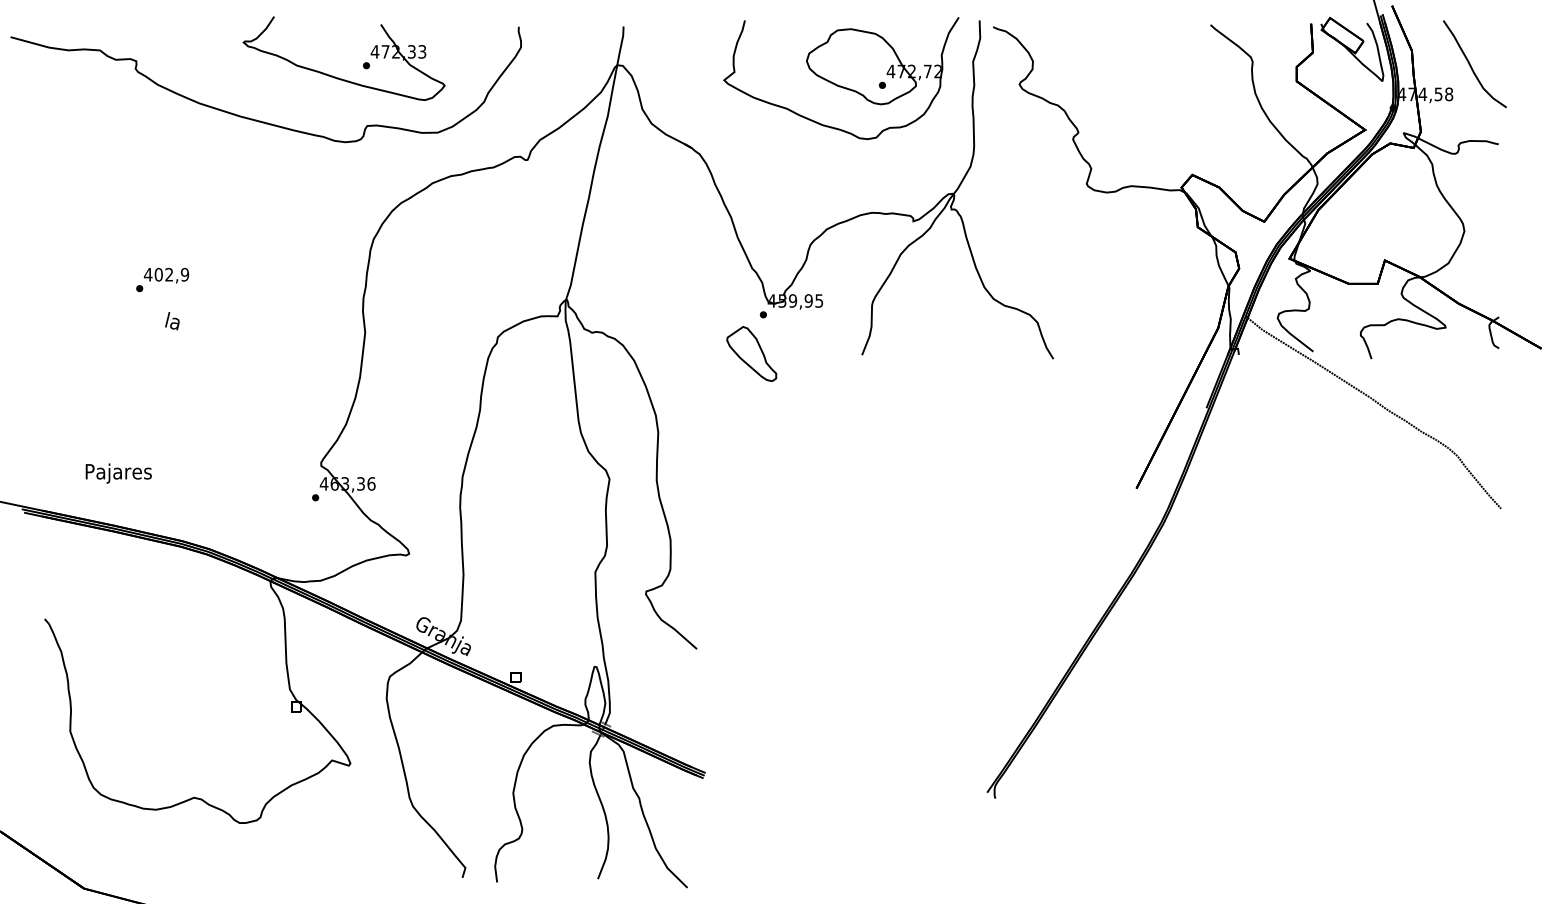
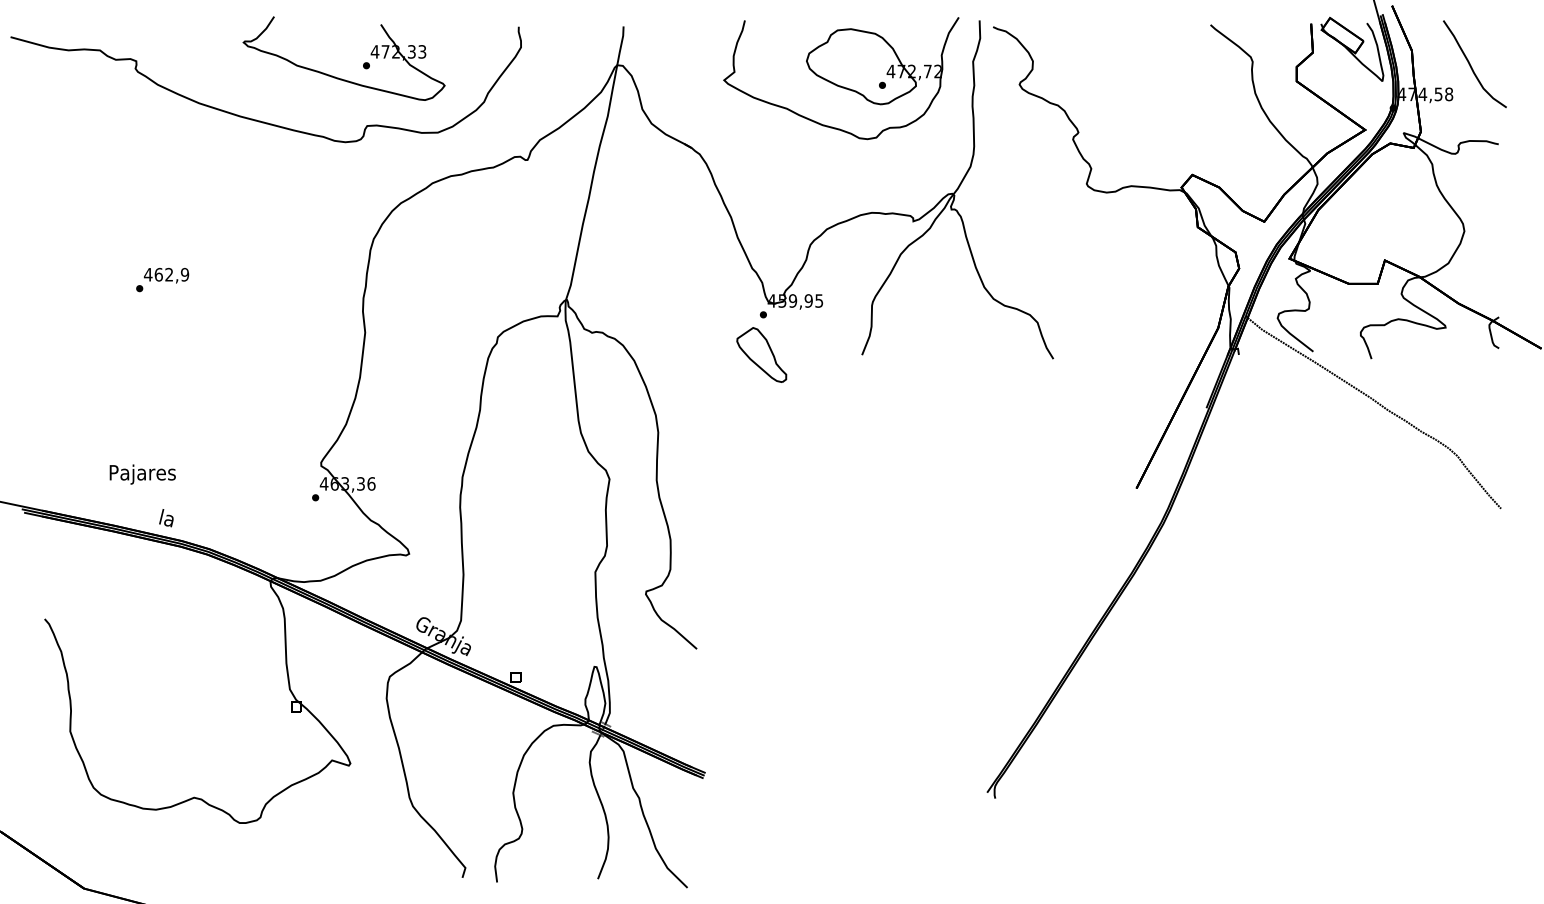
text: 402,9 -> 462,9 (158, 274)
text position: (172, 321) -> (166, 518) (166, 518)
part position: (751, 353) -> (761, 354) (761, 354)
text position: (118, 473) -> (142, 474) (142, 474)
